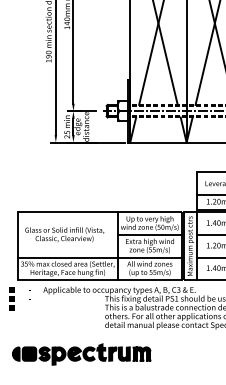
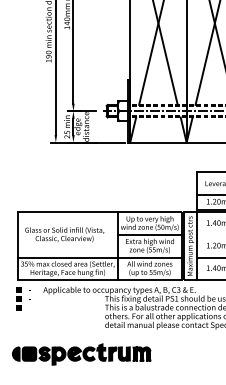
line: present -> none (209, 235)
text position: (11, 298) -> (18, 298) (18, 298)
